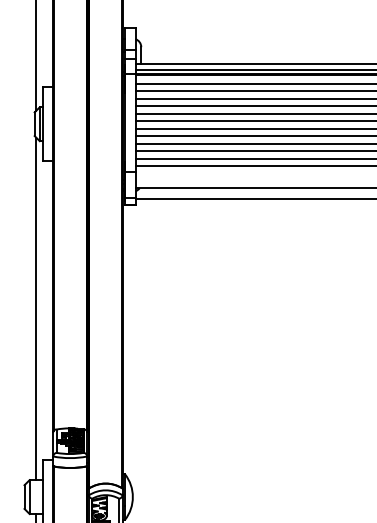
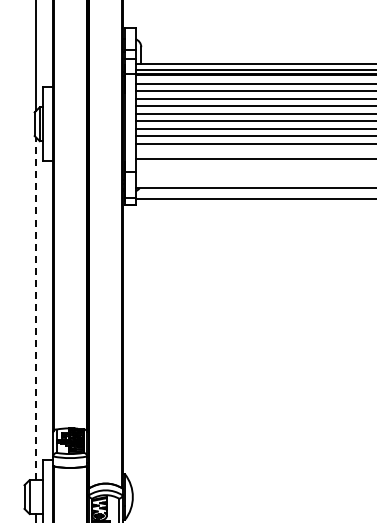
line: present -> none (254, 150)
line: present -> none (254, 165)
line: solid -> dashed (36, 308)
